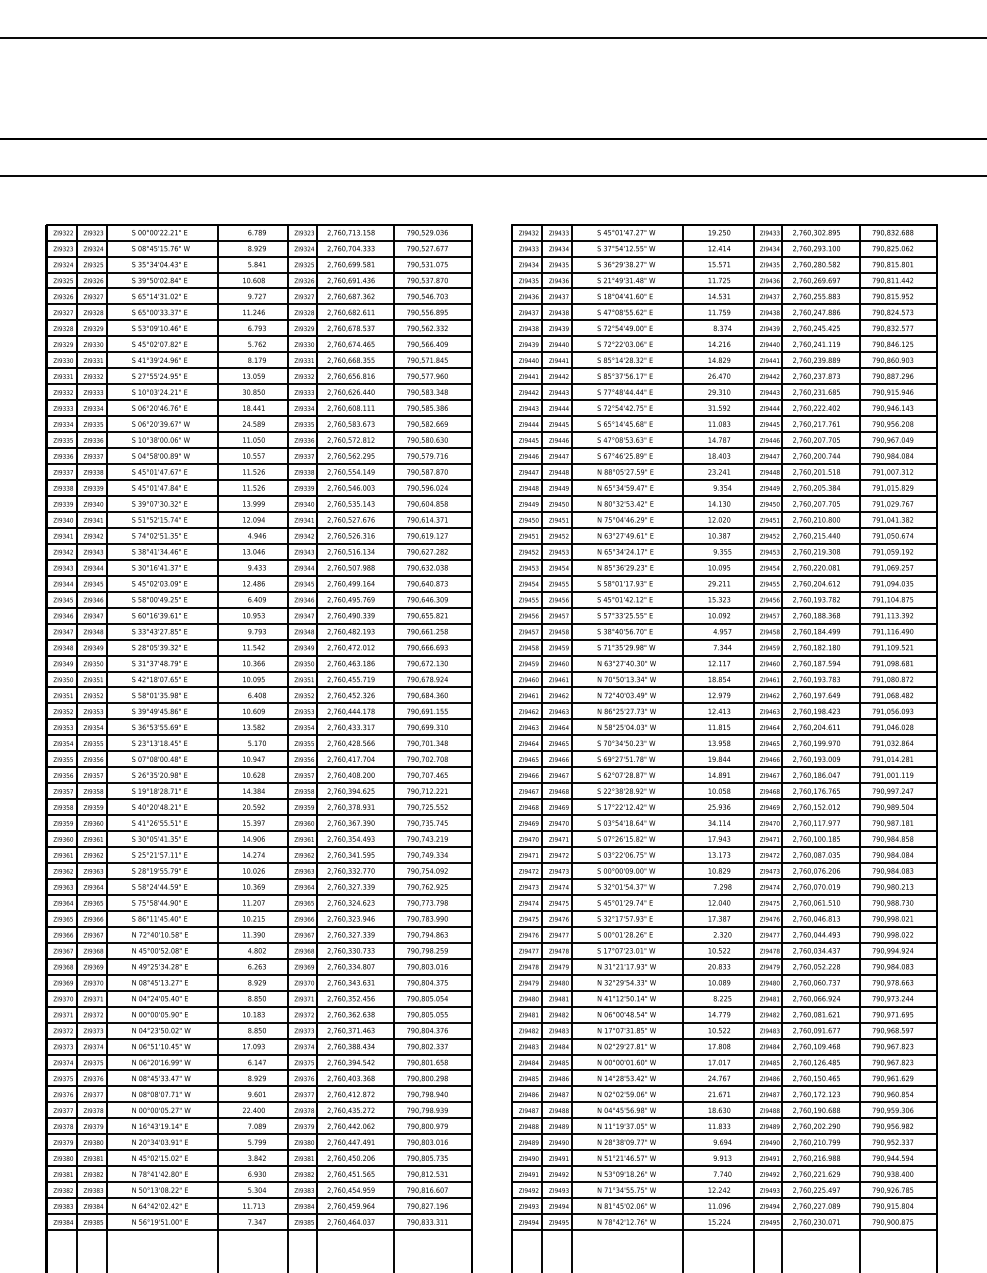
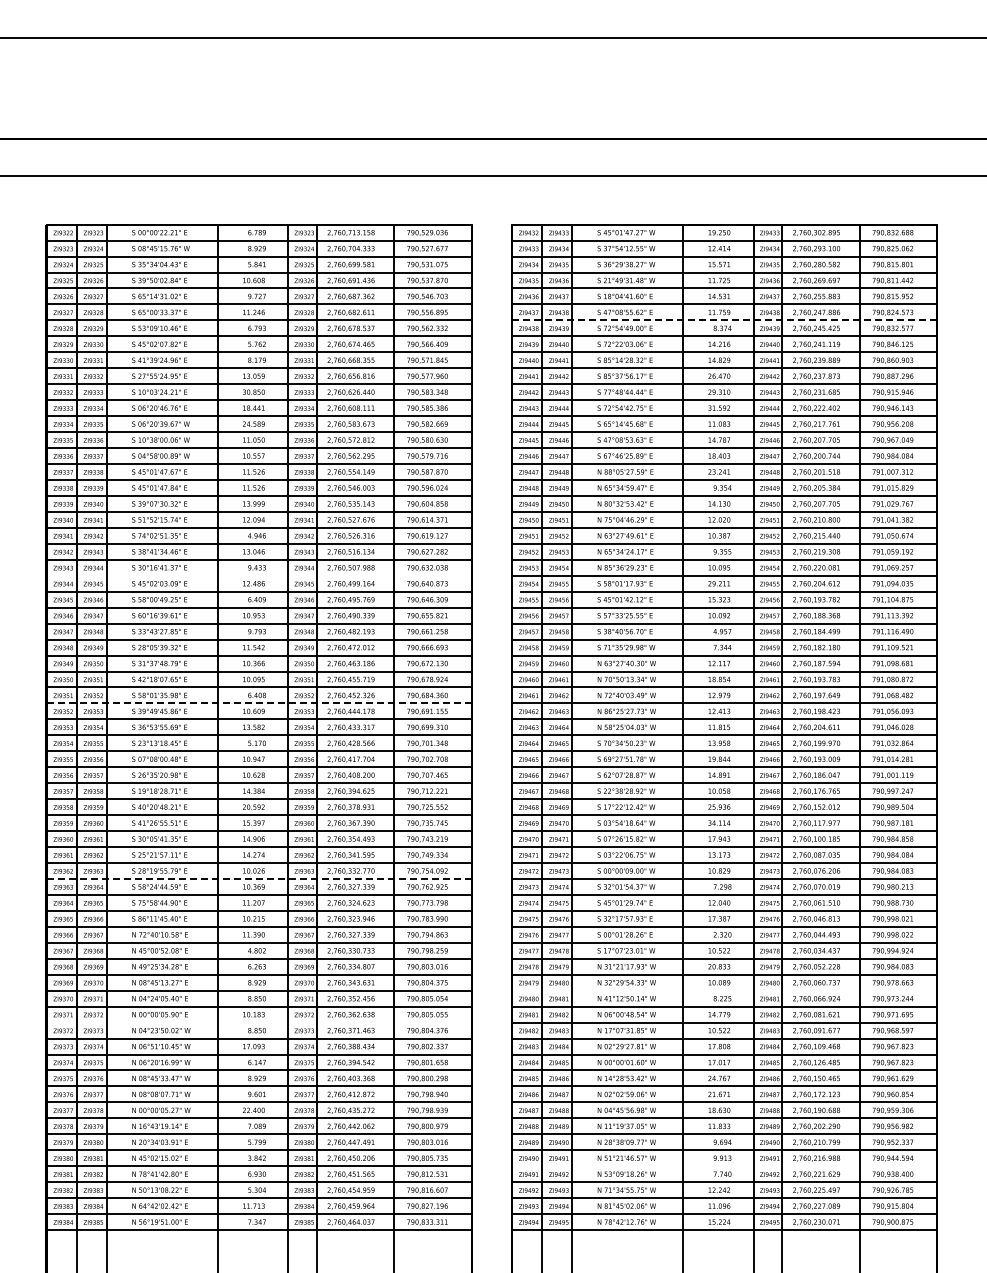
line: solid -> dashed (724, 320)
line: present -> none (258, 575)
line: solid -> dashed (259, 703)
line: solid -> dashed (259, 878)
line: present -> none (724, 990)
line: present -> none (258, 1022)
line: present -> none (724, 1166)
